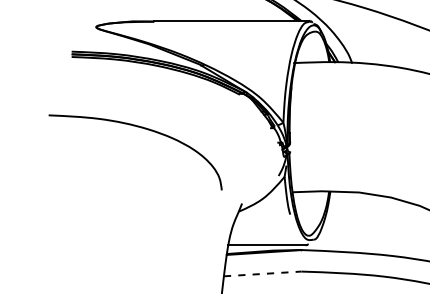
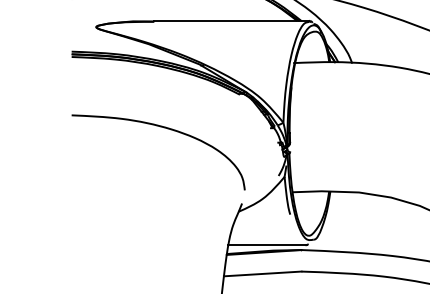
curve position: (144, 129) -> (167, 129) (167, 129)
line: dashed -> solid (262, 273)
